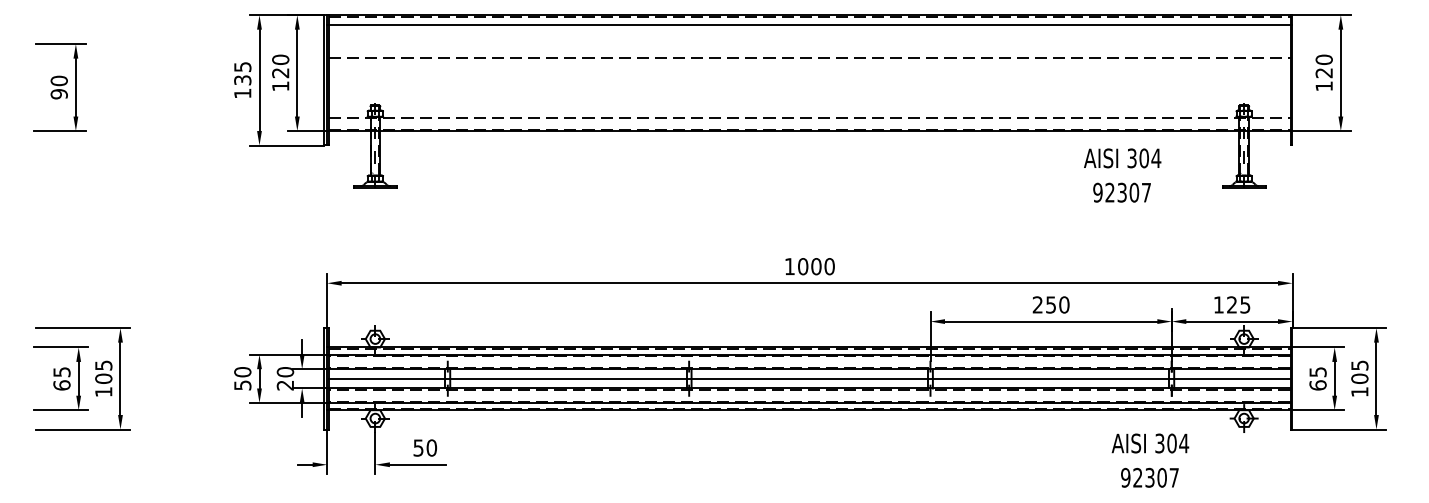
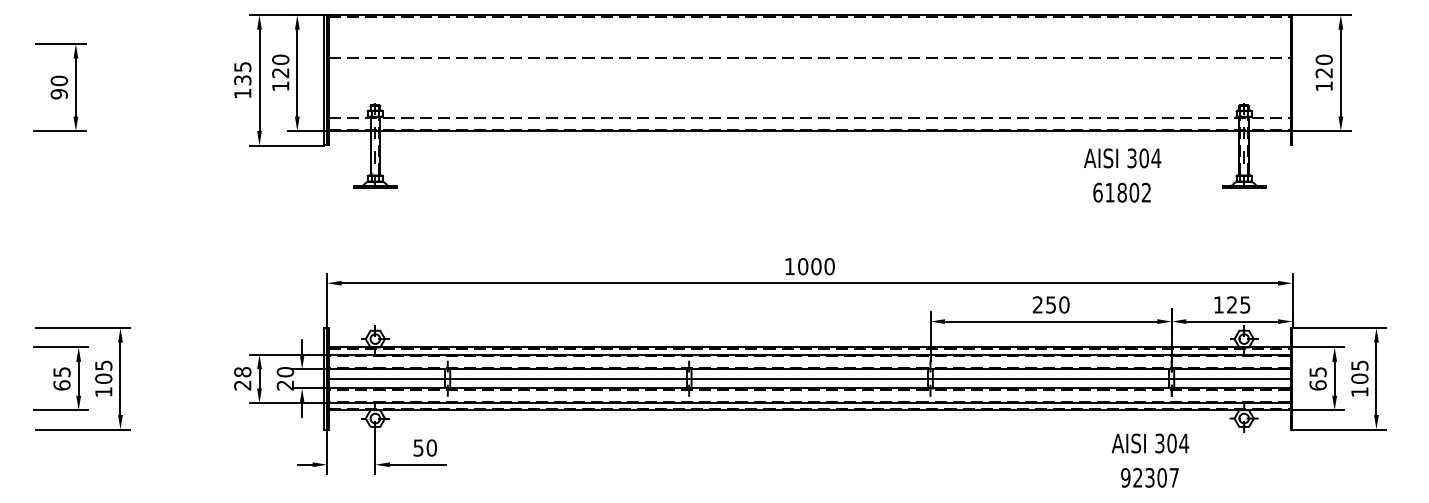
line: present -> none (809, 24)
text: 92307 -> 61802 (1121, 192)
text: 50 -> 28 (242, 378)
